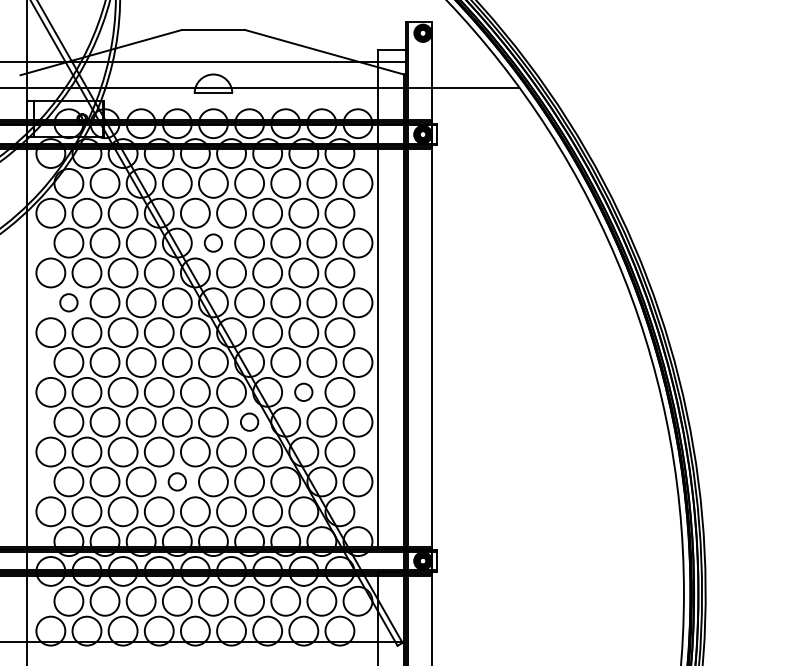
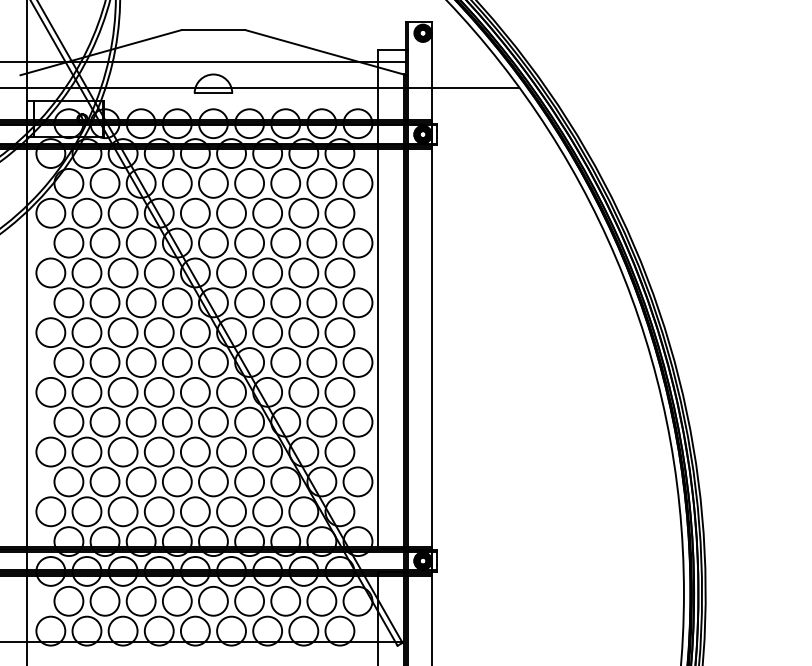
circle diameter: 17 px -> 29 px (213, 242)
circle diameter: 17 px -> 29 px (68, 302)
circle diameter: 17 px -> 29 px (303, 391)
circle diameter: 17 px -> 29 px (249, 421)
circle diameter: 17 px -> 29 px (176, 481)
